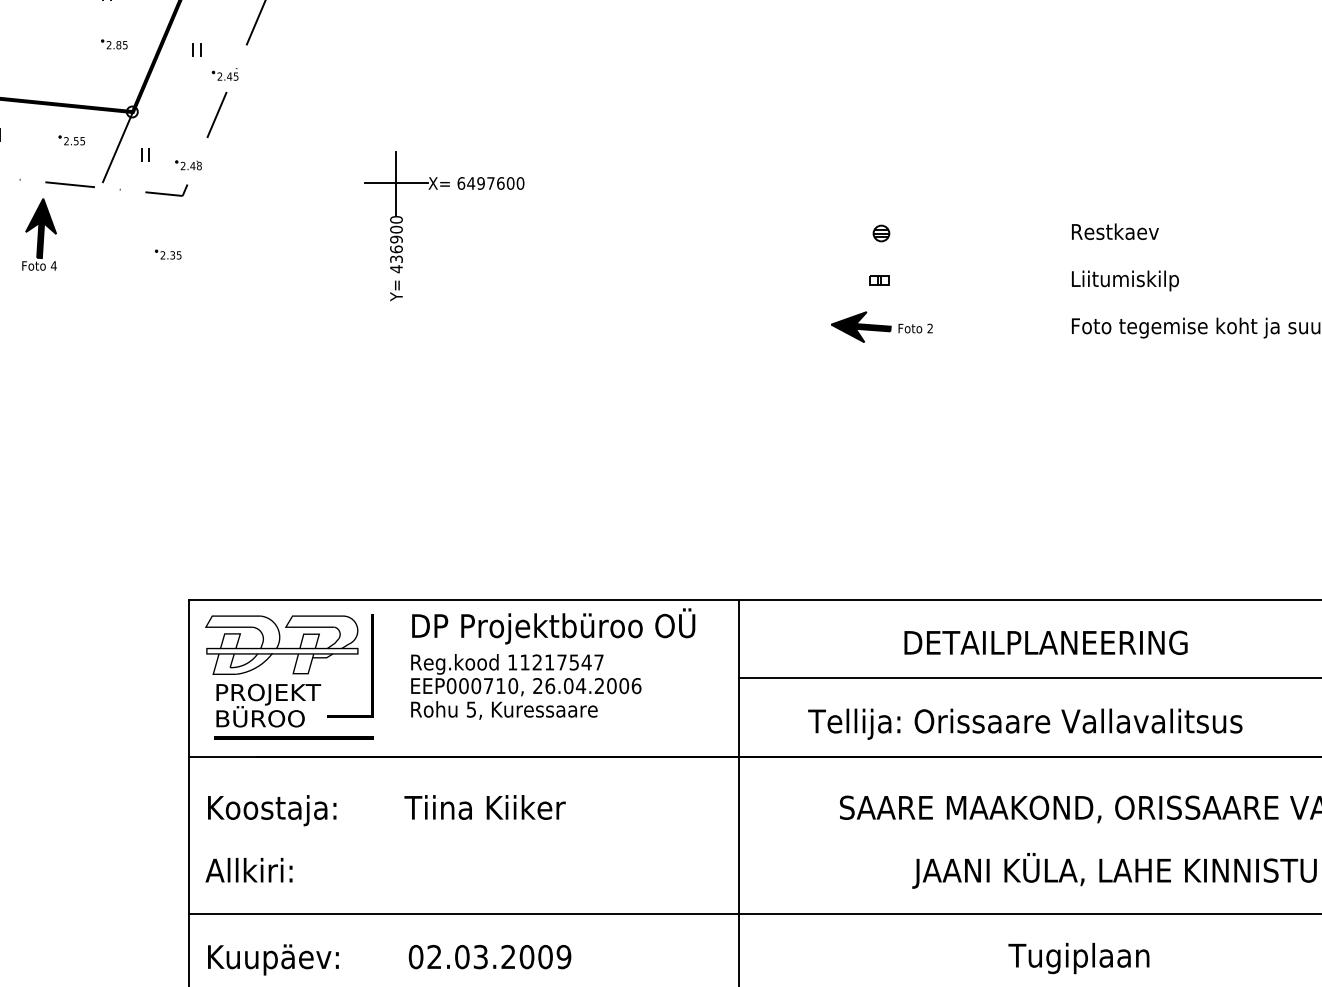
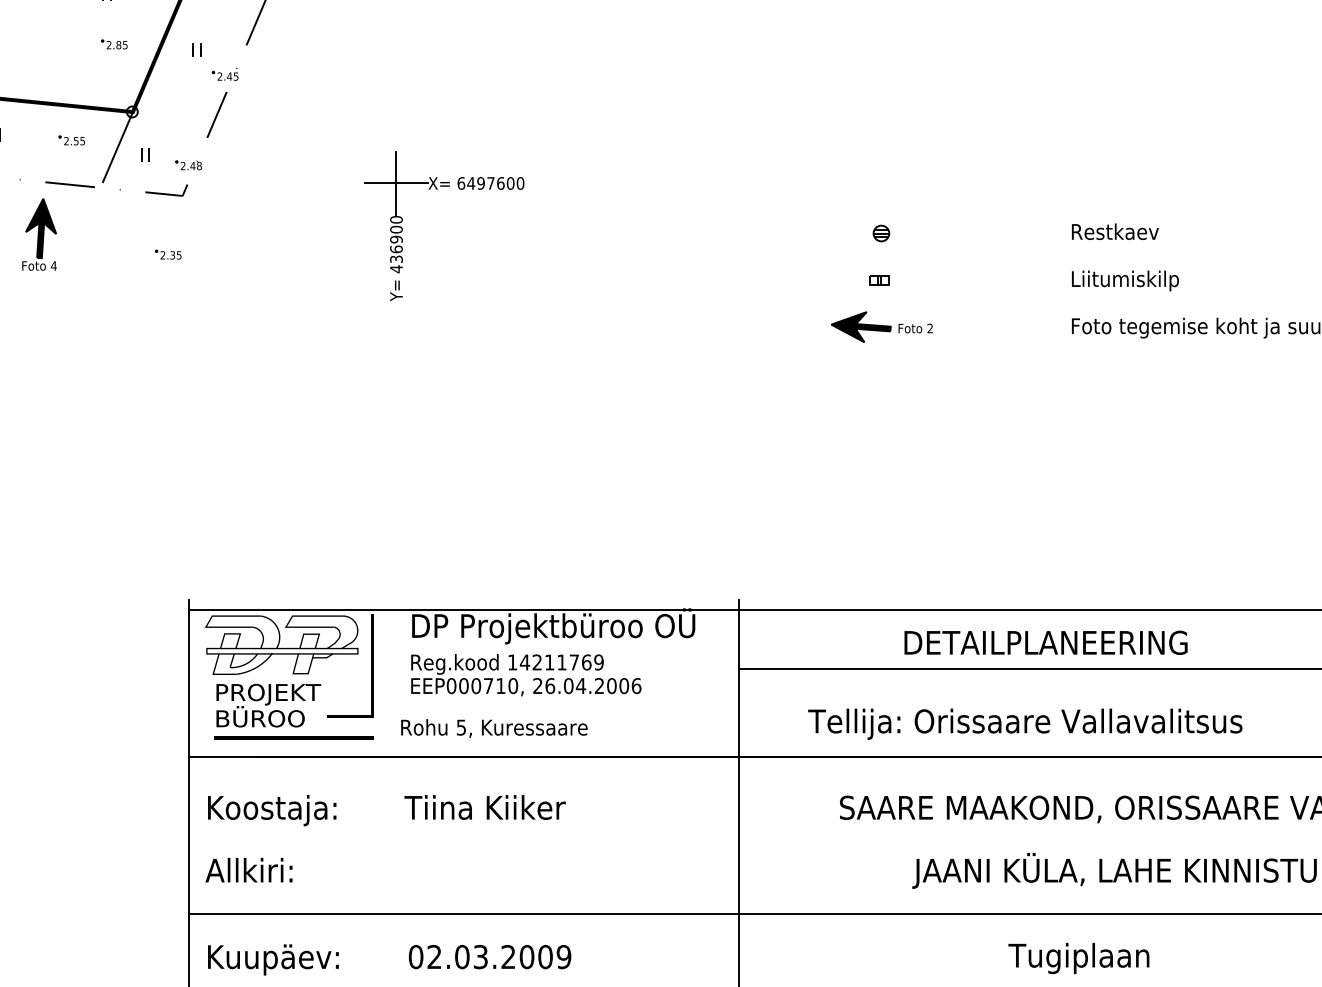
line position: (753, 599) -> (753, 609) (753, 609)
text: 11217547 -> 14211769 (561, 662)
line position: (1028, 678) -> (1028, 669) (1028, 669)
text position: (504, 710) -> (494, 728) (494, 728)
